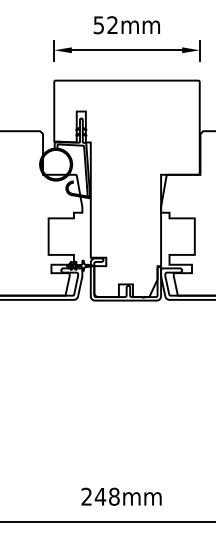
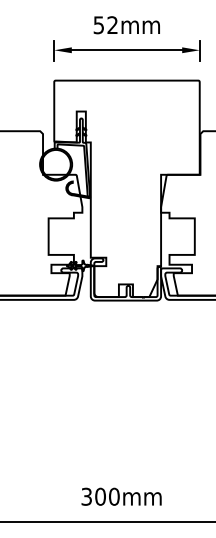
text: 248mm -> 300mm (100, 496)
